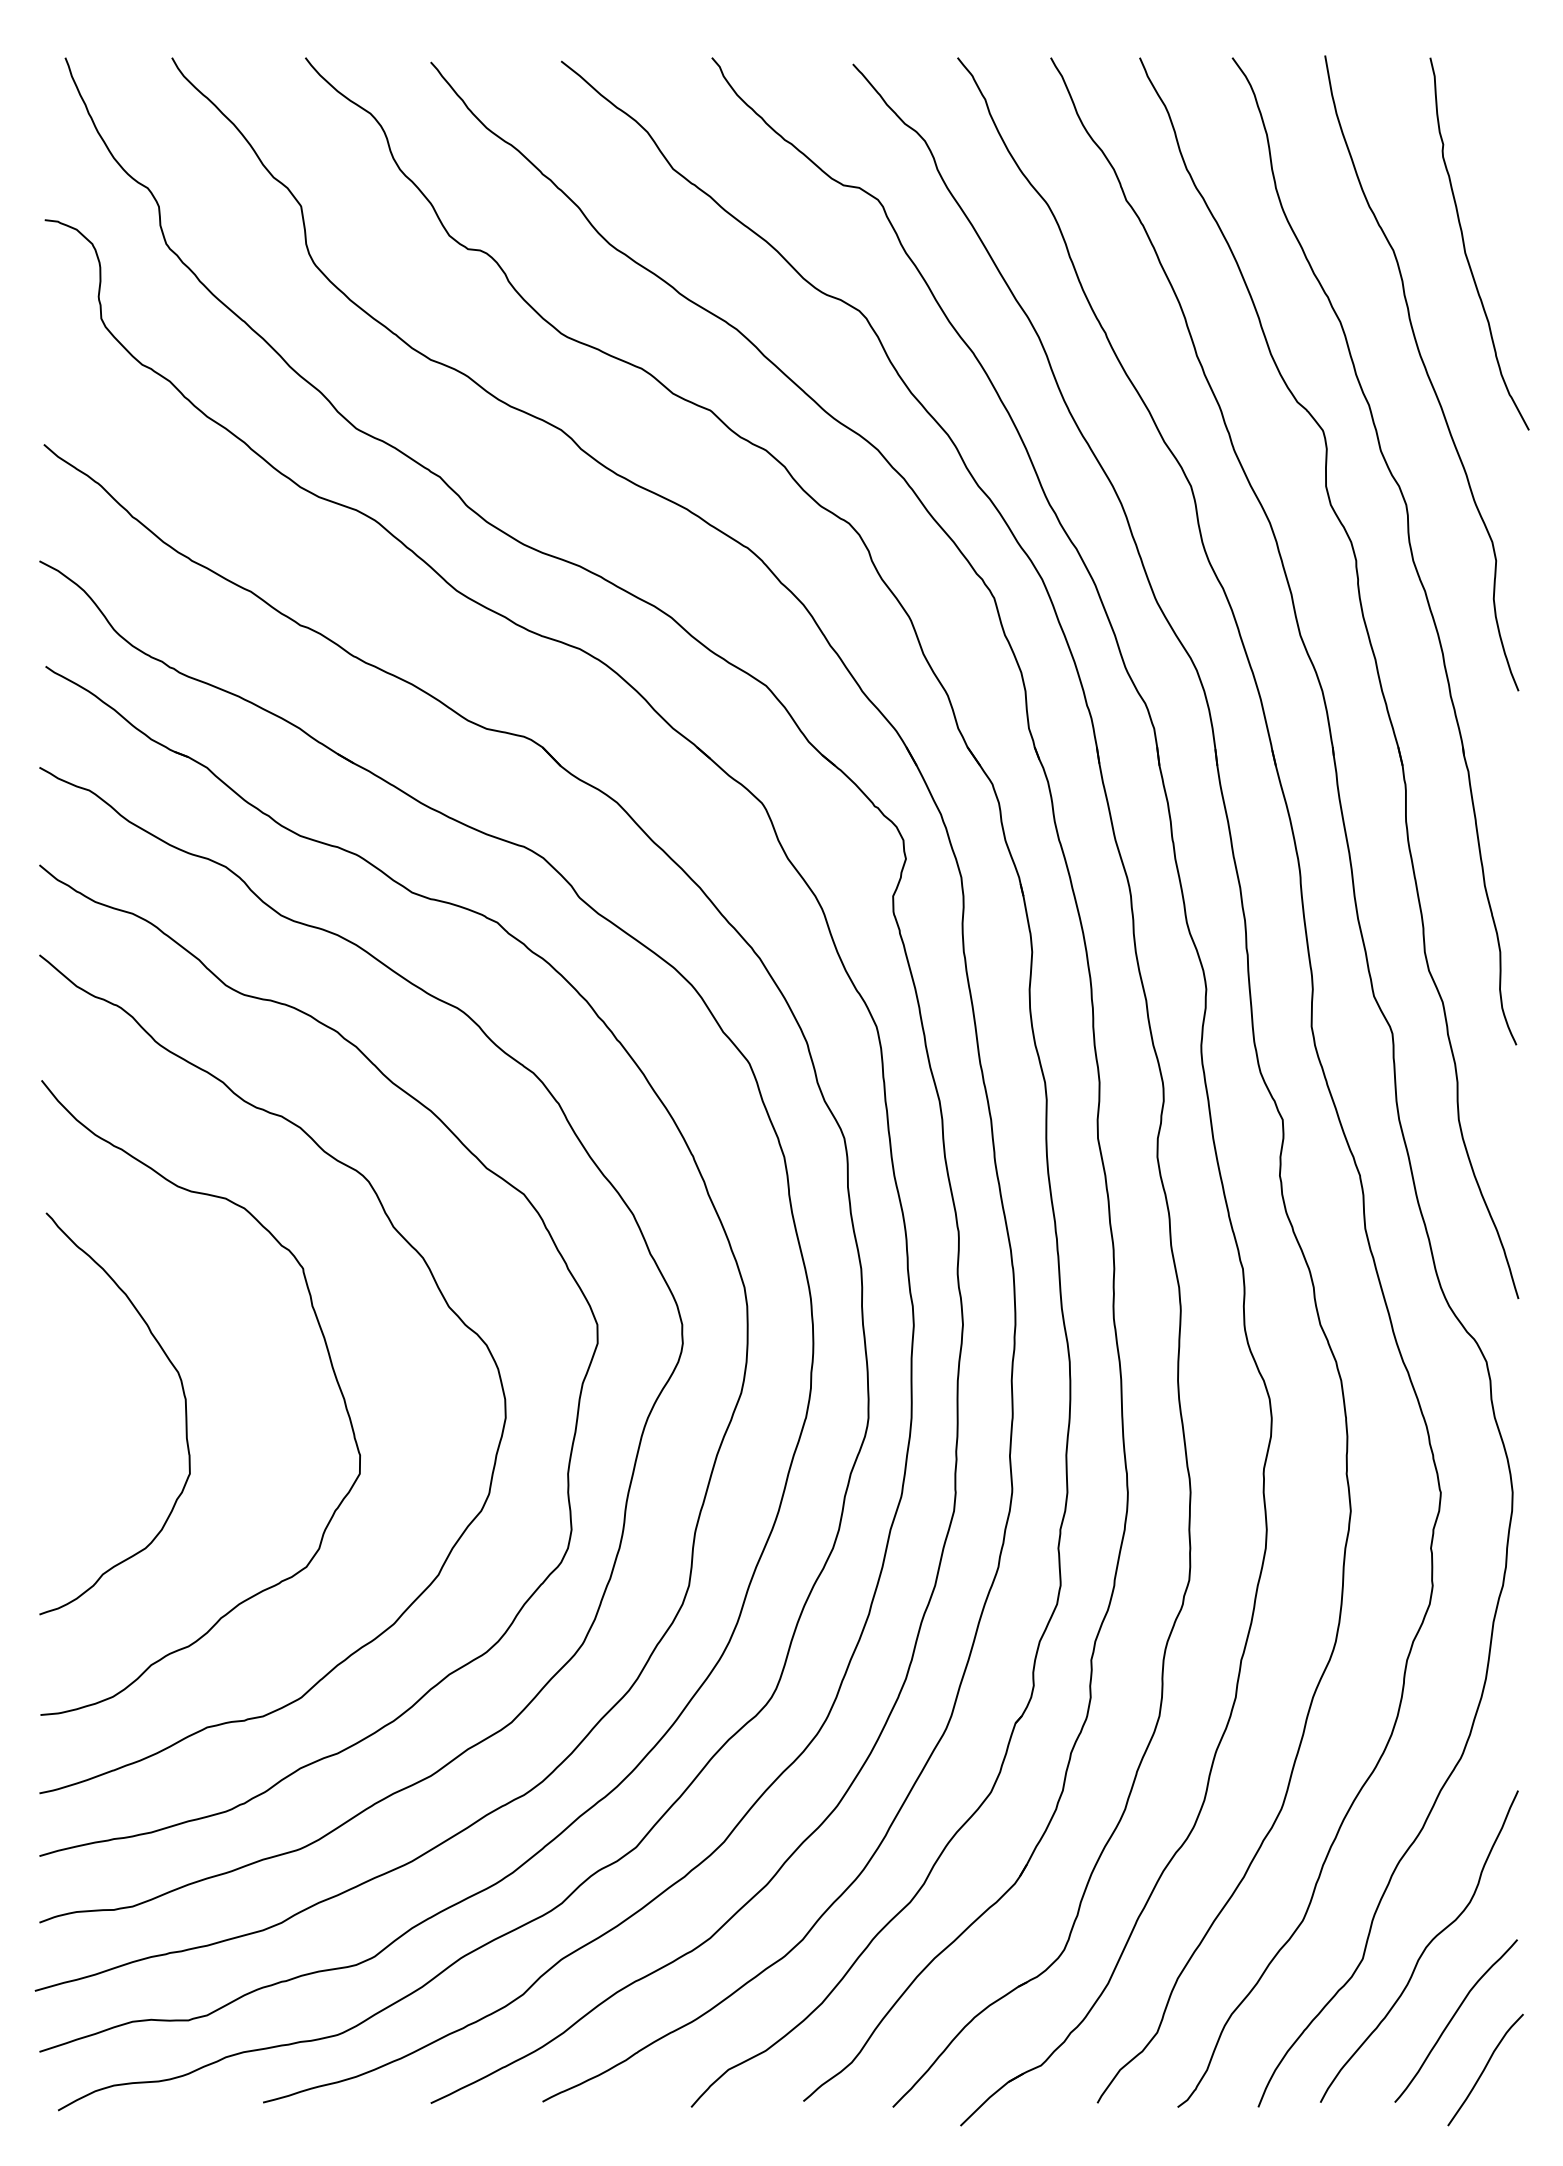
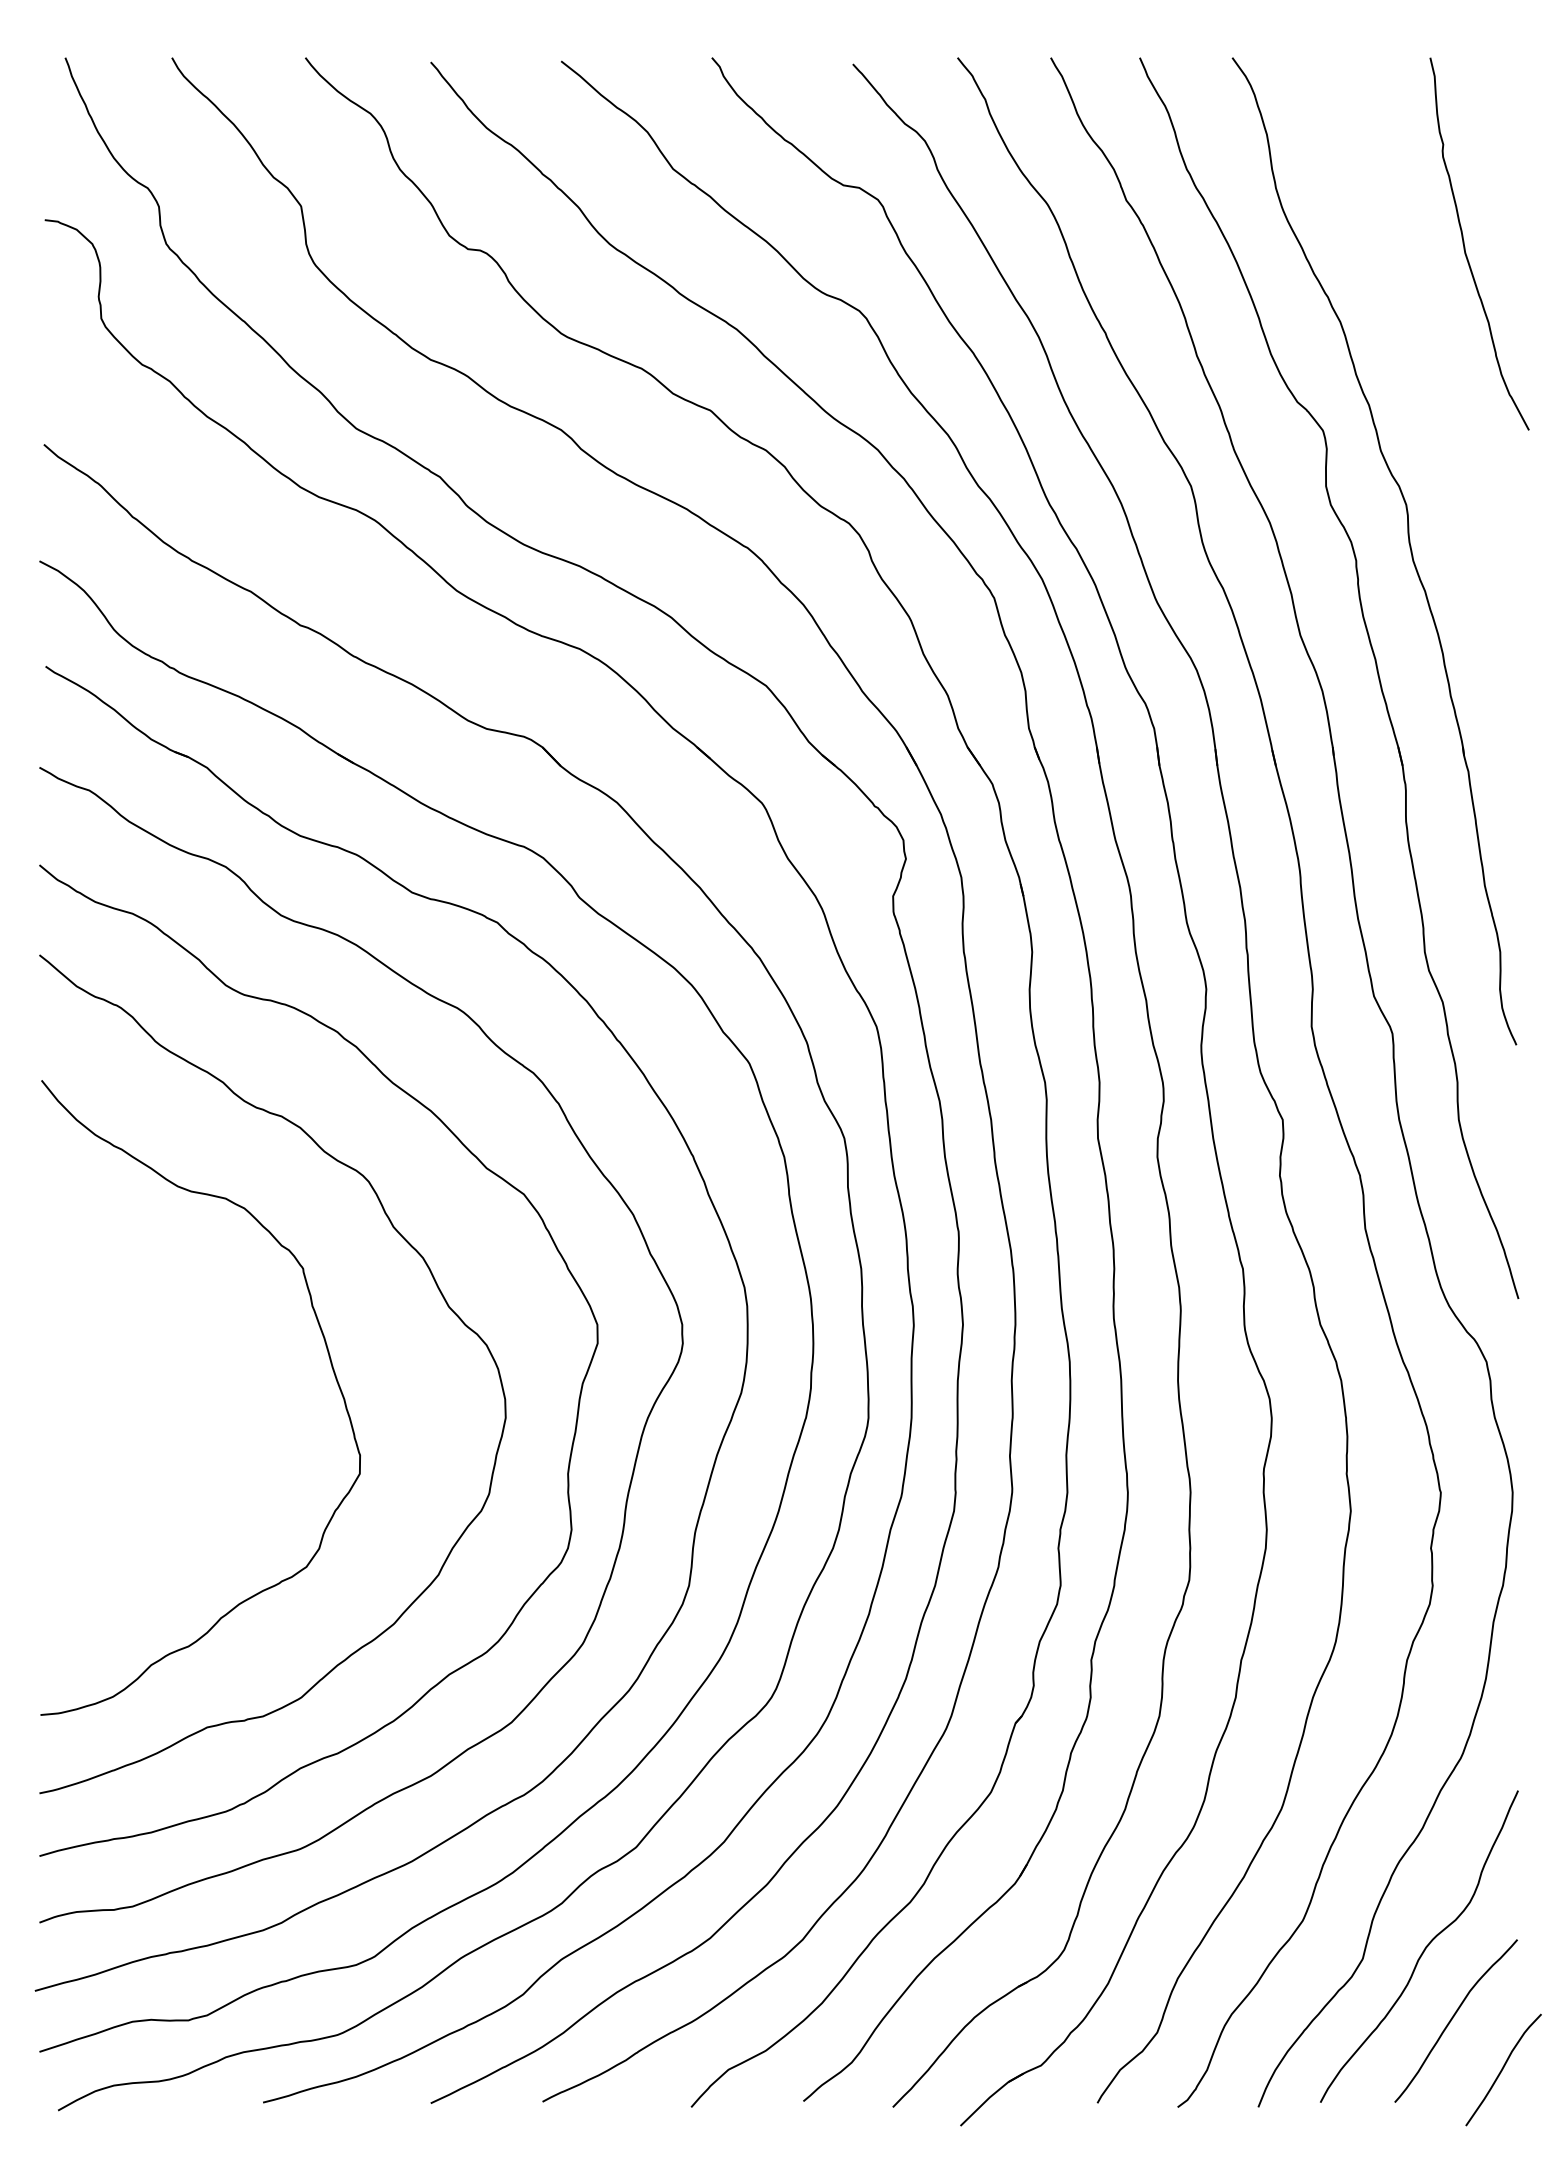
curve: present -> none (1425, 371)
curve: present -> none (185, 1413)
curve position: (1485, 2069) -> (1503, 2069) (1503, 2069)
